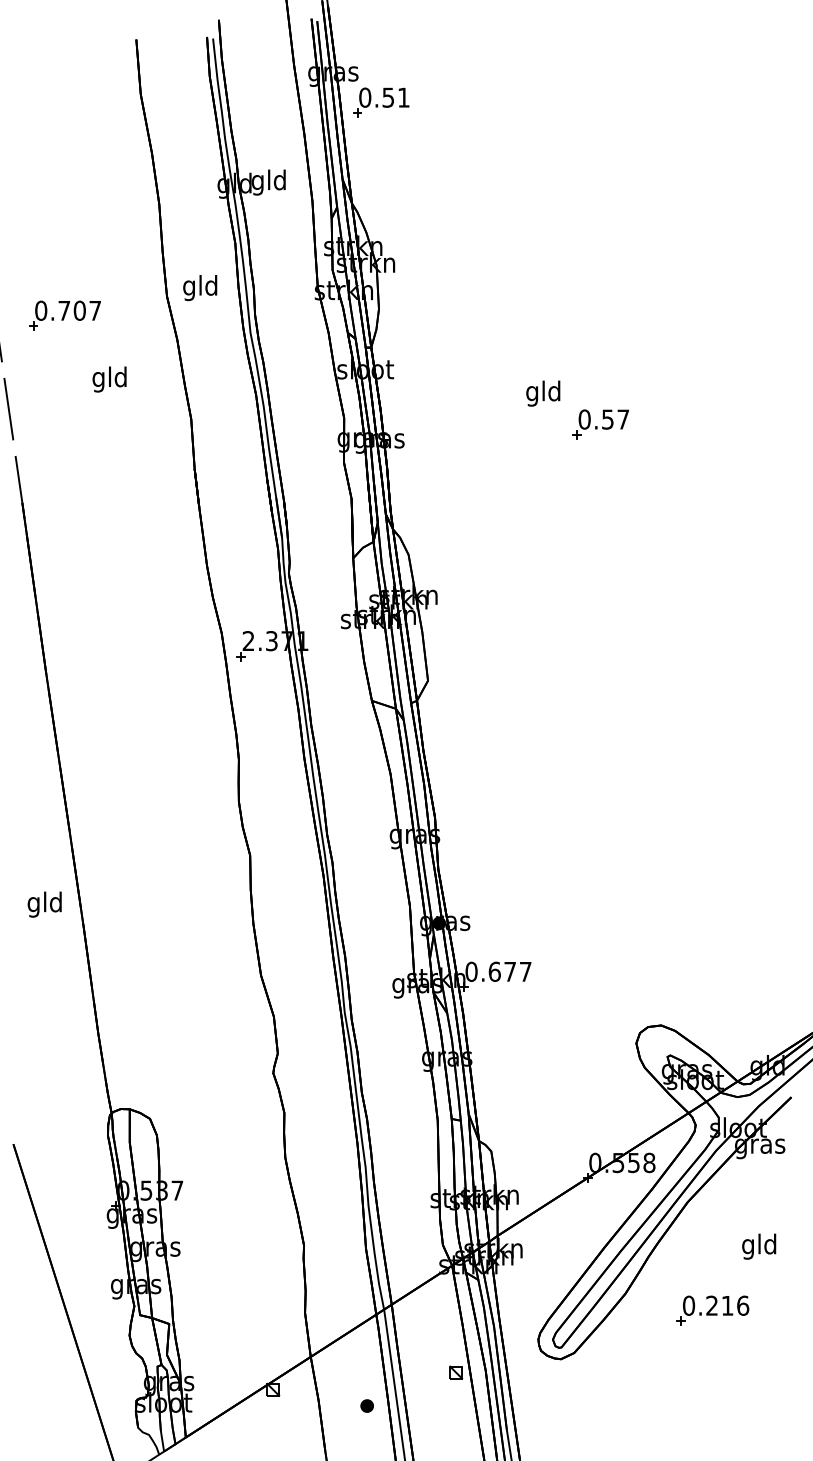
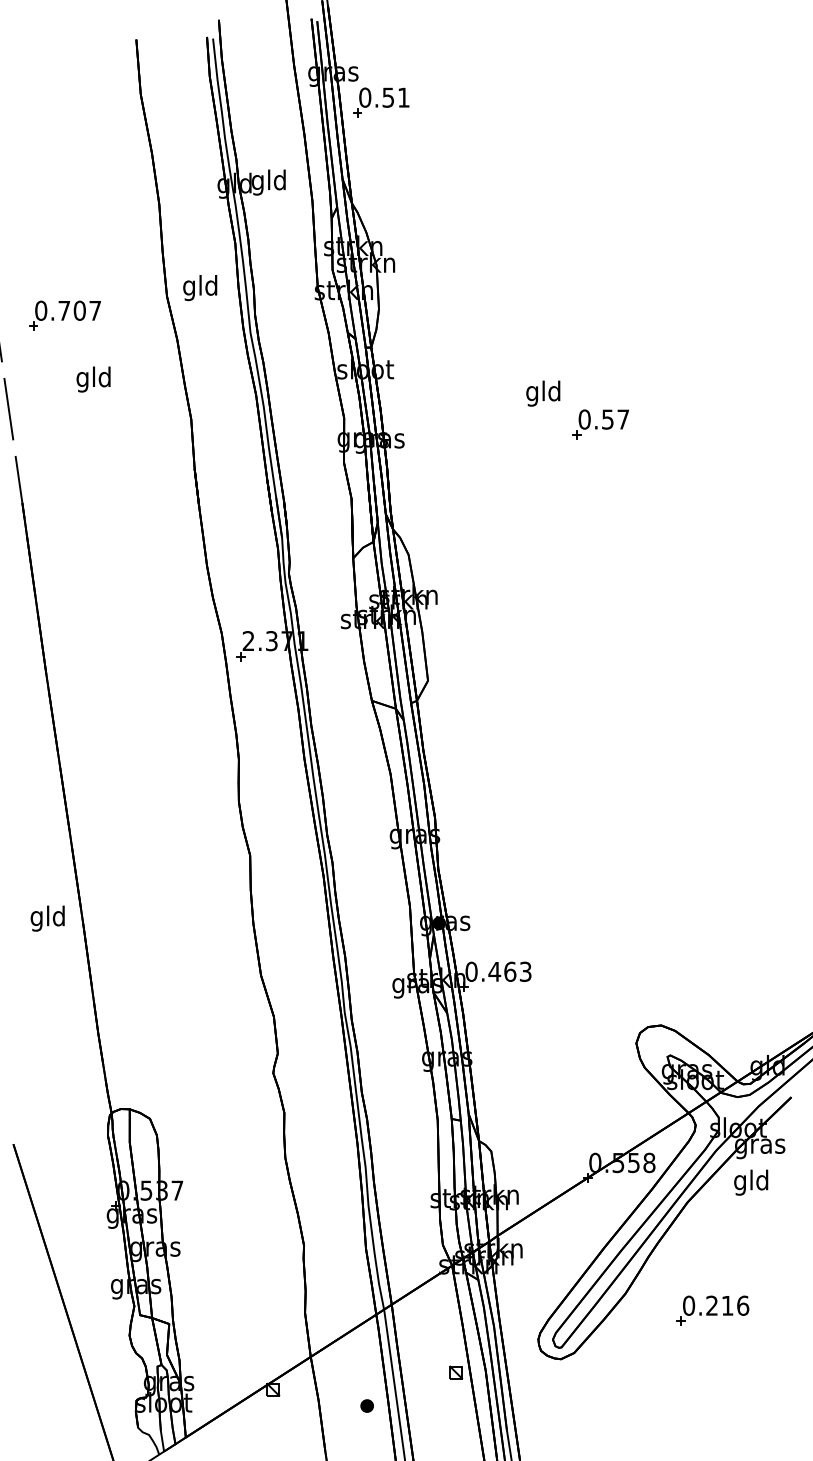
text position: (109, 379) -> (93, 379) (93, 379)
text position: (44, 904) -> (47, 918) (47, 918)
text: 0.677 -> 0.463 (509, 971)
text position: (759, 1246) -> (751, 1182) (751, 1182)
